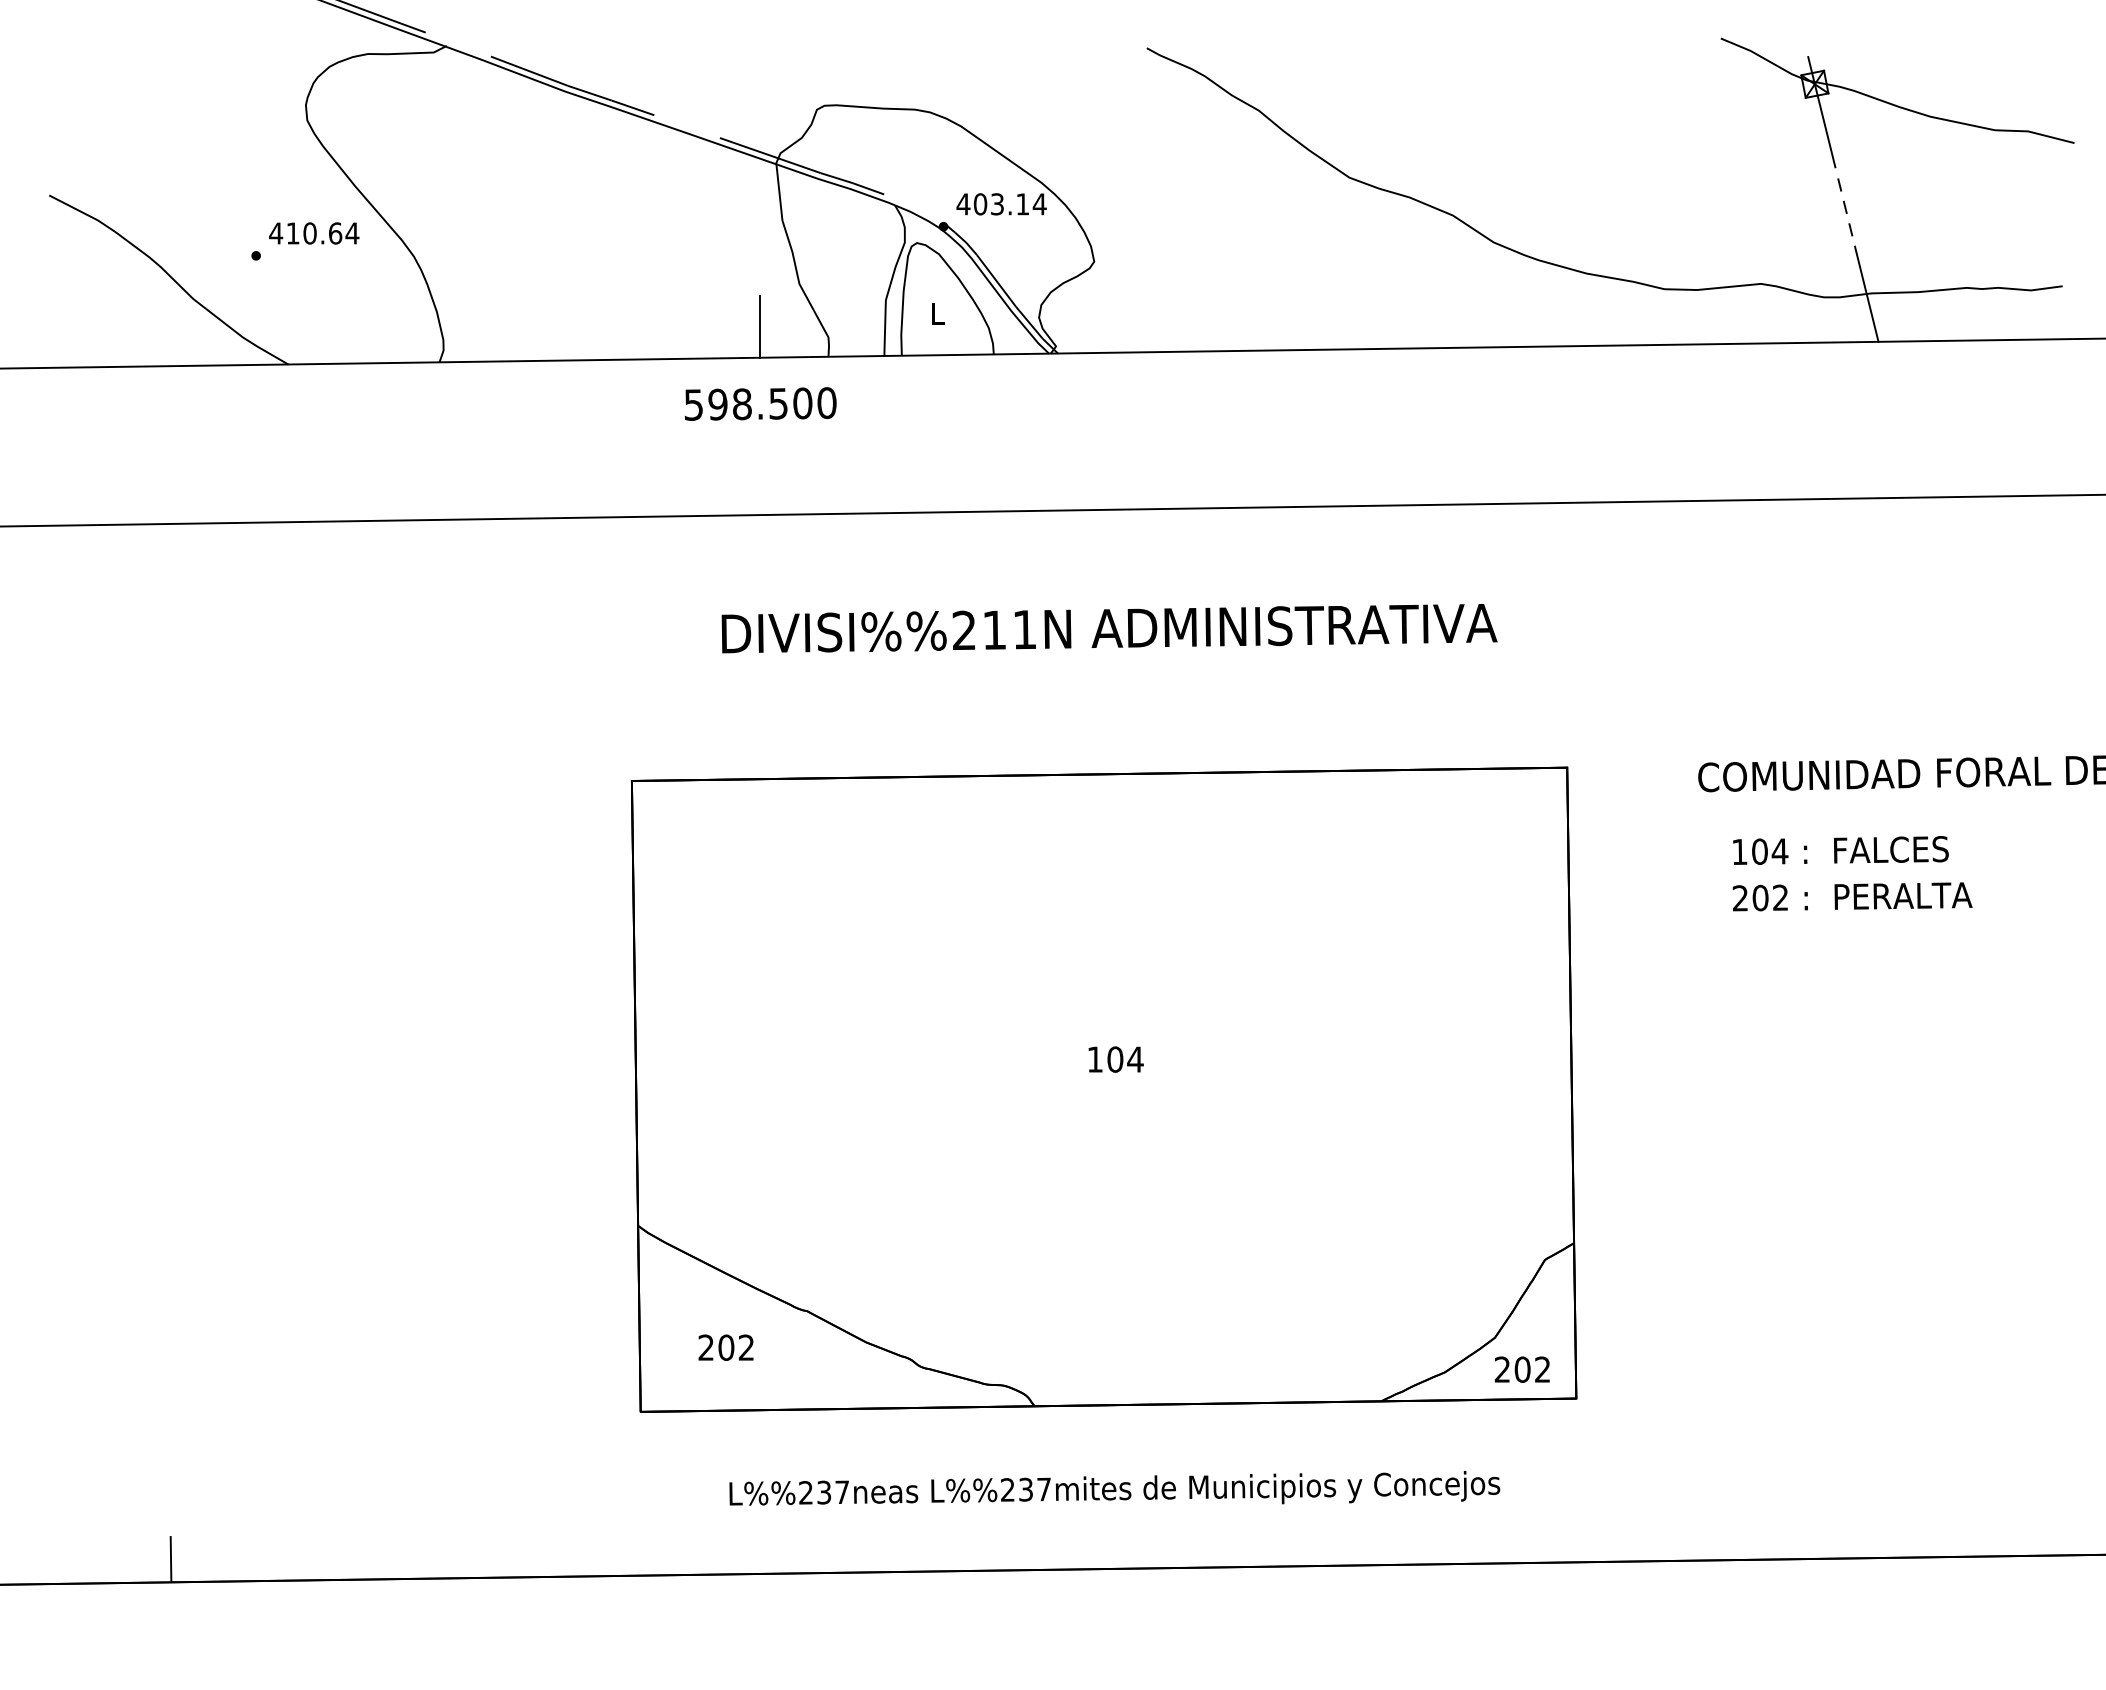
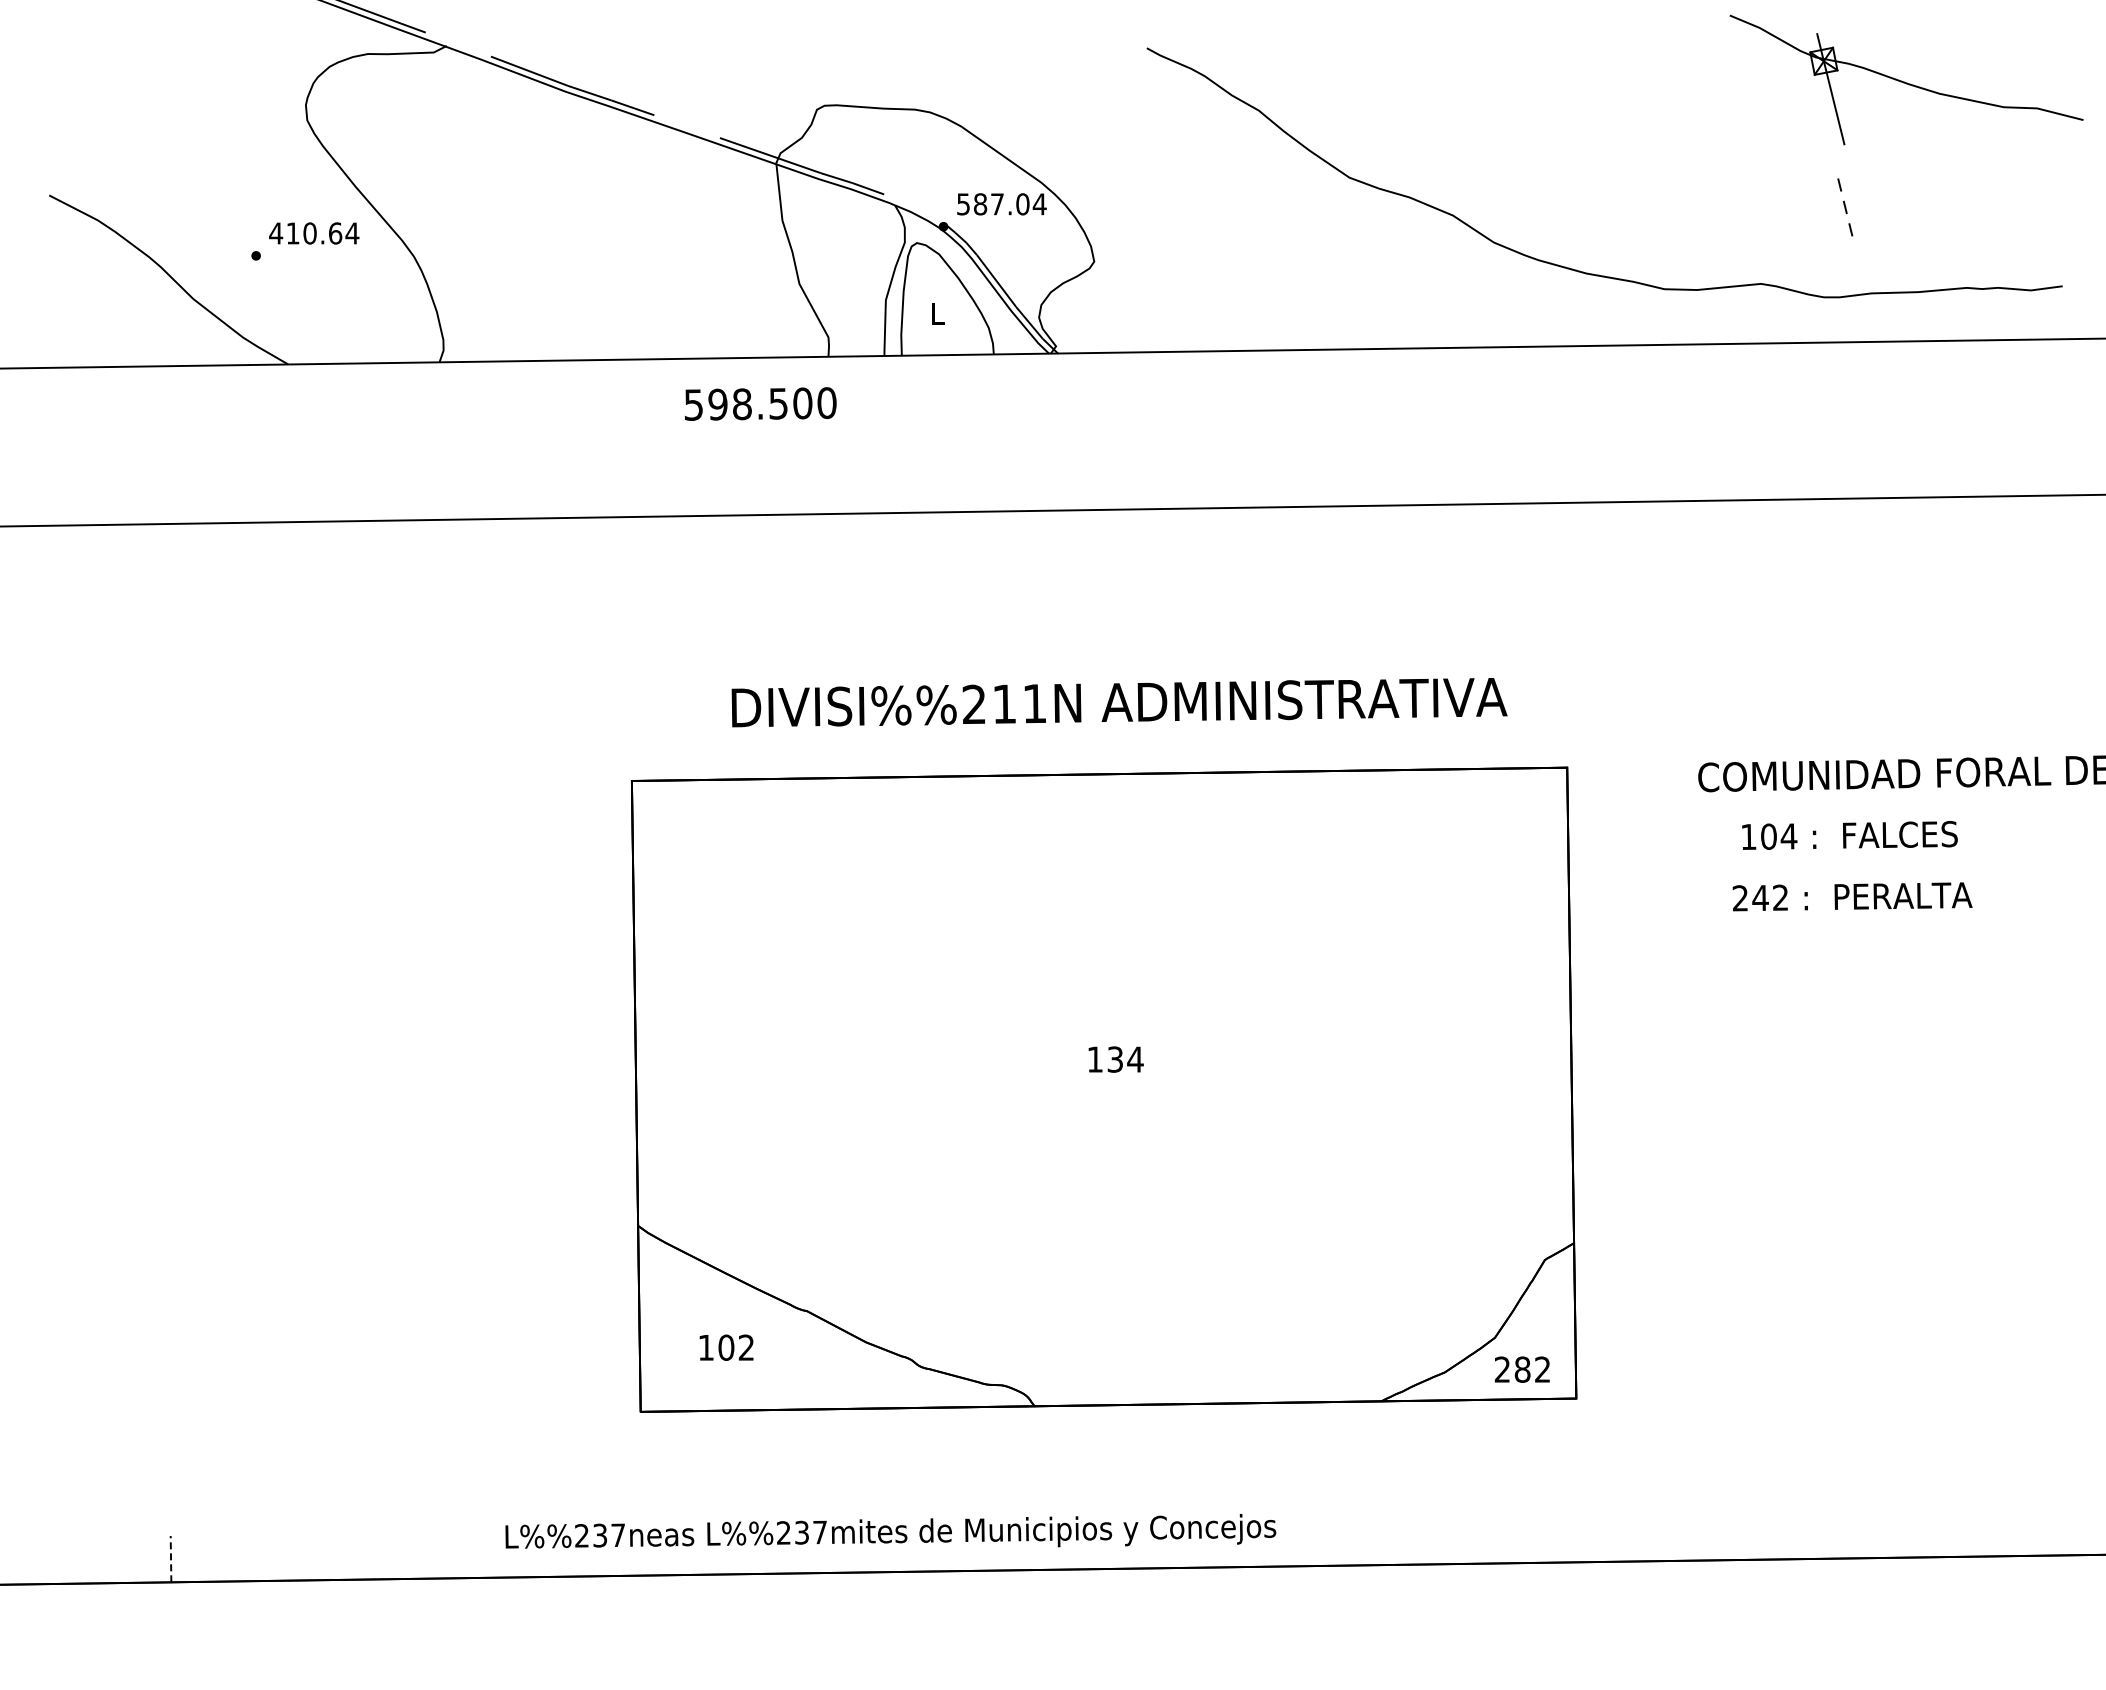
part position: (1897, 102) -> (1906, 79) (1906, 79)
text: 403.14 -> 587.04 (992, 204)
line: present -> none (1866, 293)
line: present -> none (760, 326)
text position: (1109, 628) -> (1119, 702) (1119, 702)
text position: (1840, 850) -> (1849, 835) (1849, 835)
text: 202 -> 242 (1760, 897)
text: 104 -> 134 (1115, 1059)
text: 202 -> 102 (705, 1347)
text: 202 -> 282 (1522, 1369)
text position: (1114, 1488) -> (890, 1531) (890, 1531)
line: solid -> dashed (171, 1558)
